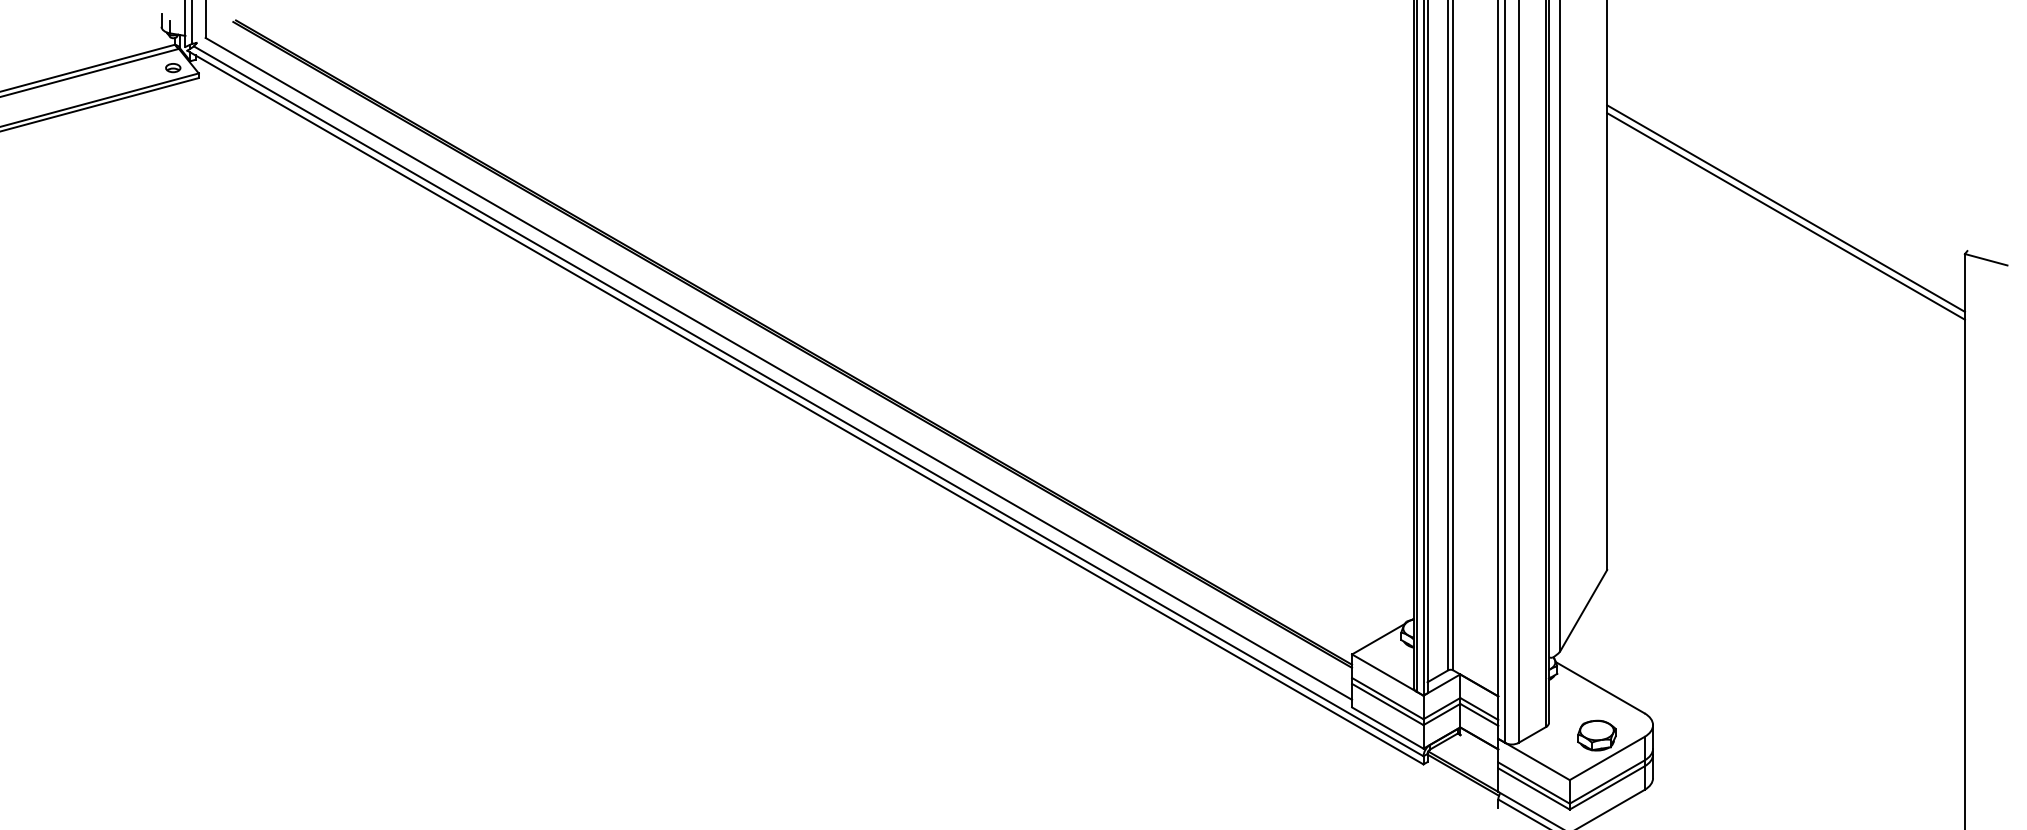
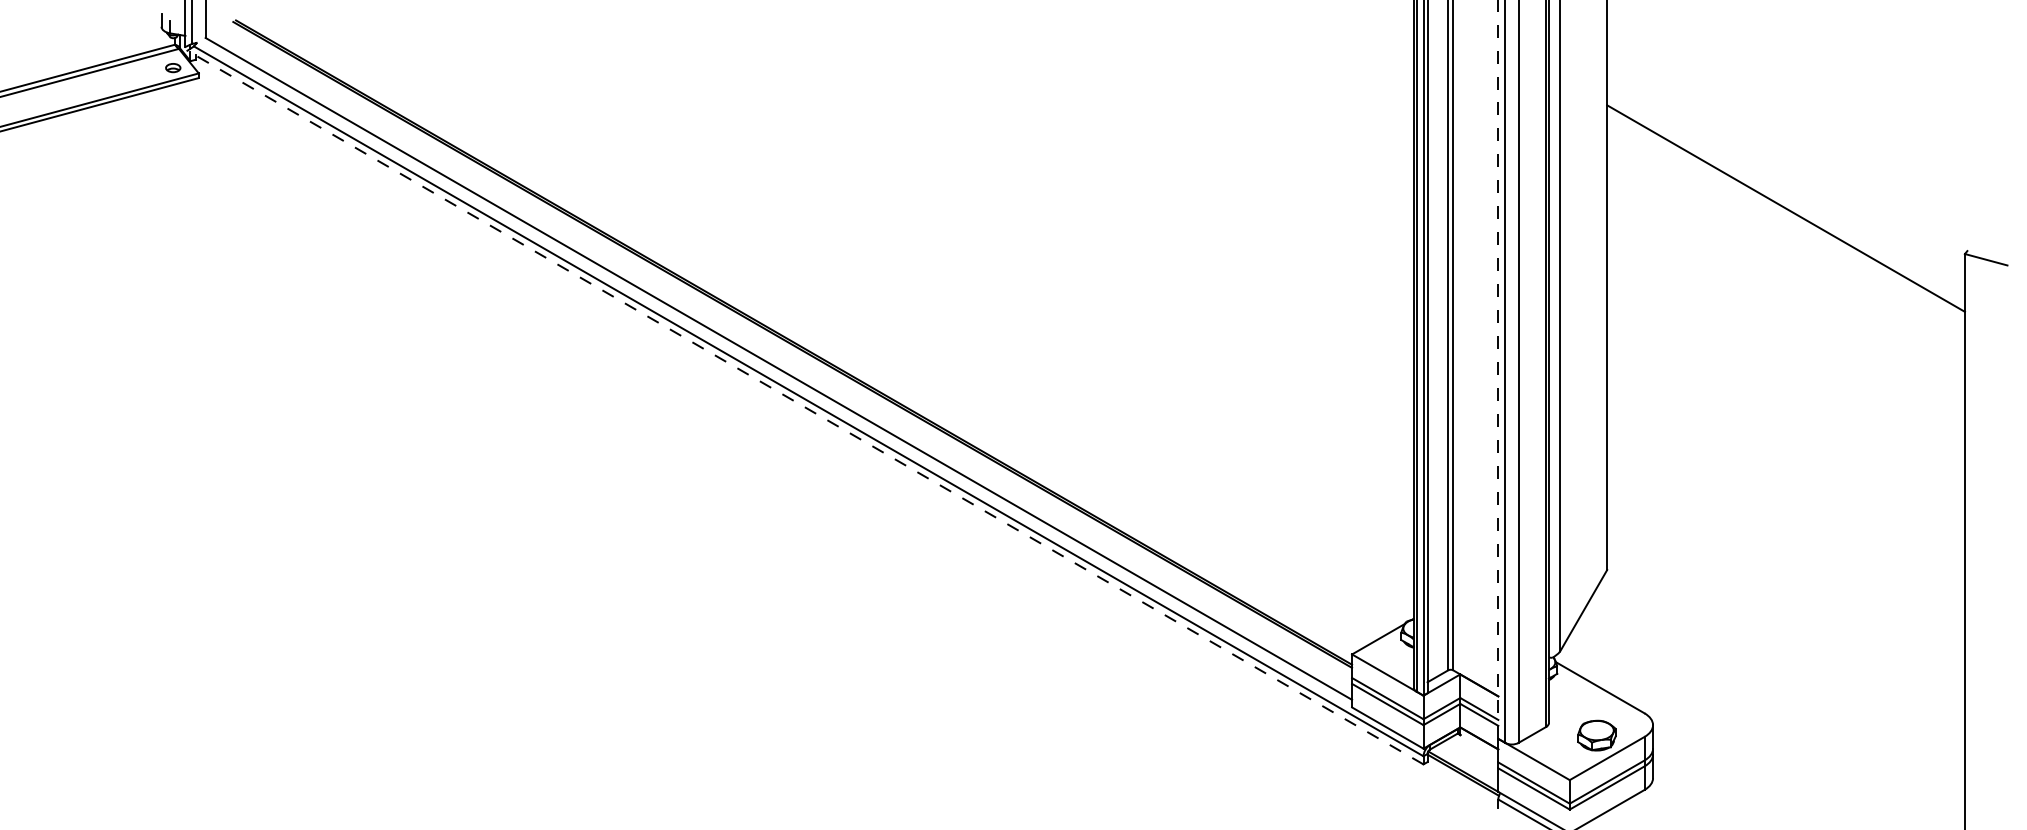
line: present -> none (1785, 216)
line: solid -> dashed (1498, 369)
line: solid -> dashed (805, 407)
